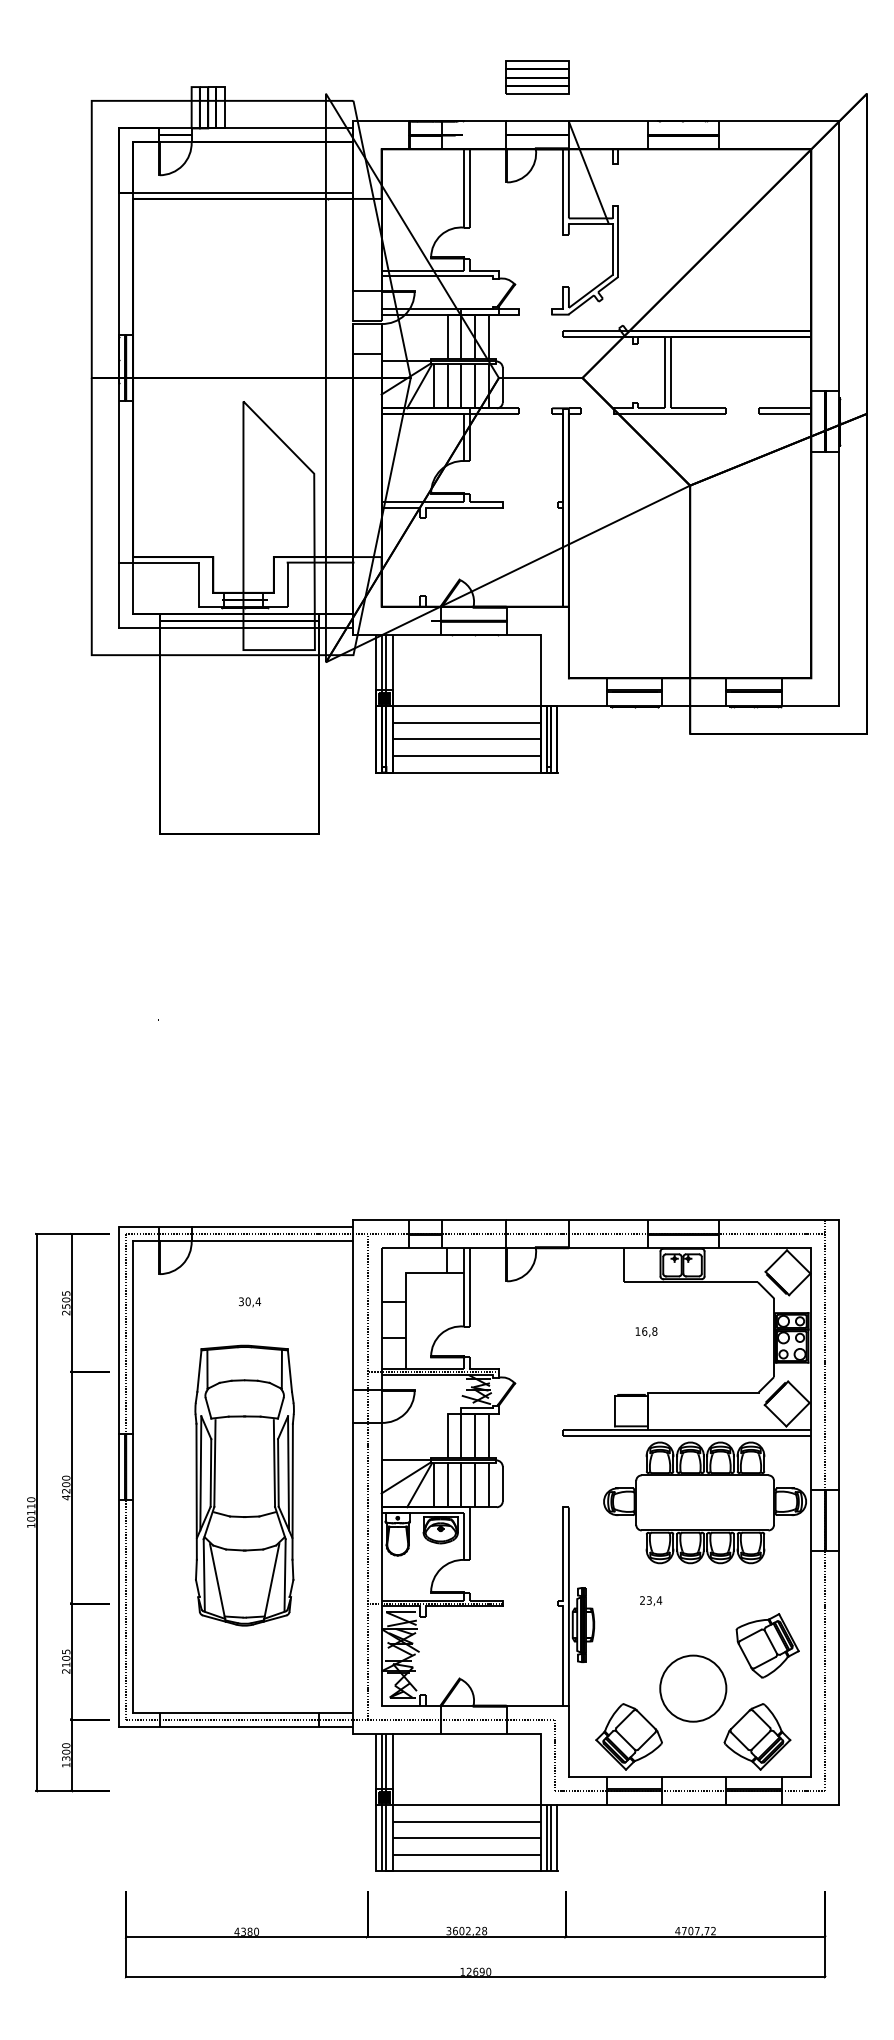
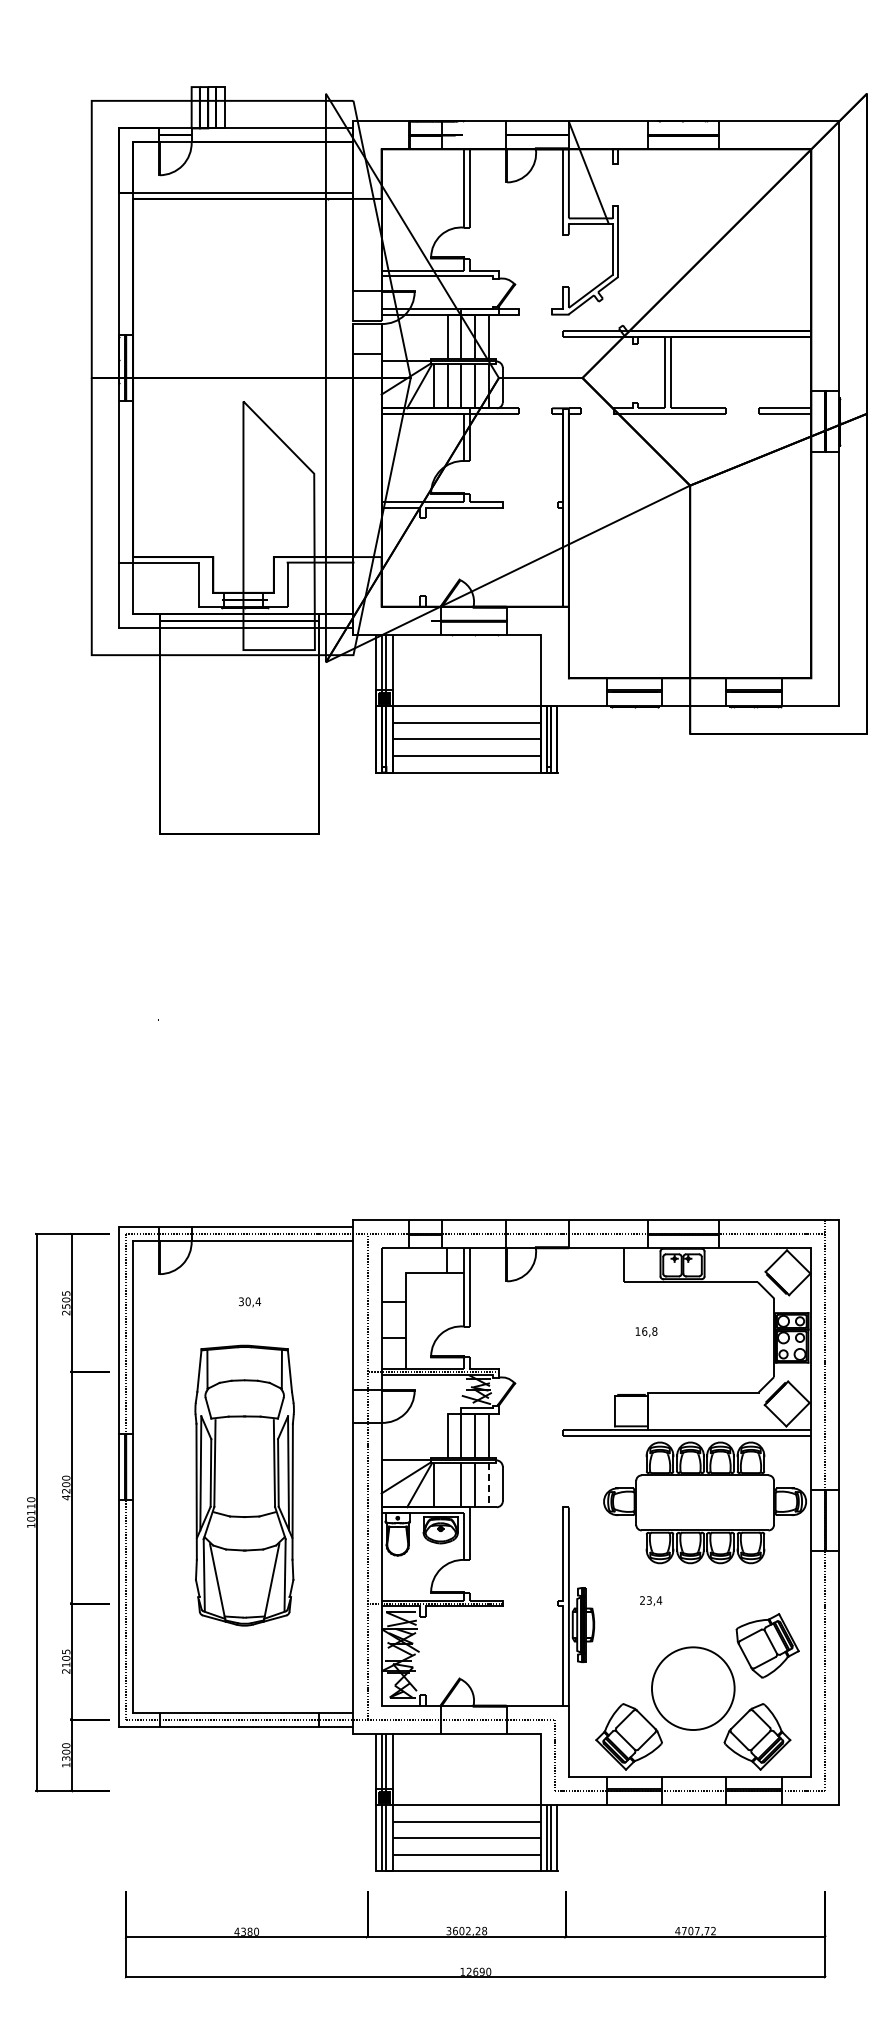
part: present -> none (537, 77)
line: present -> none (447, 1485)
line: solid -> dashed (489, 1485)
circle diameter: 66 px -> 83 px (692, 1688)
